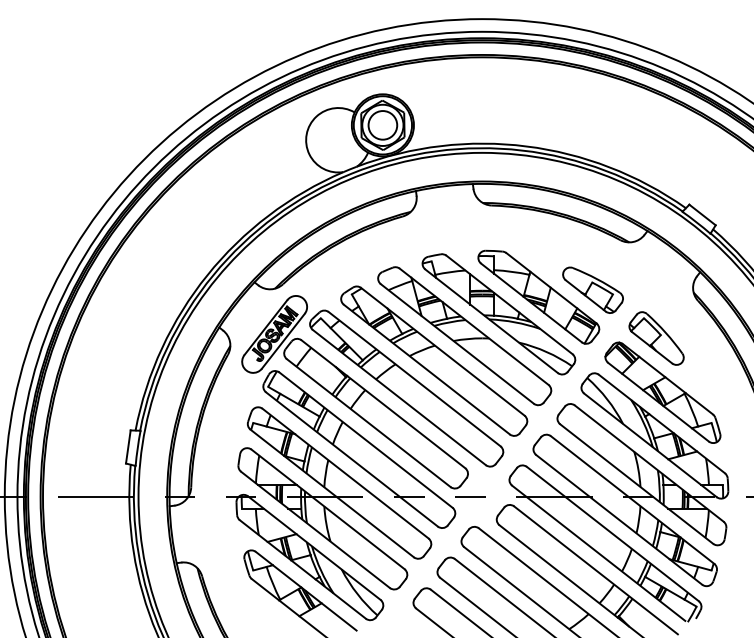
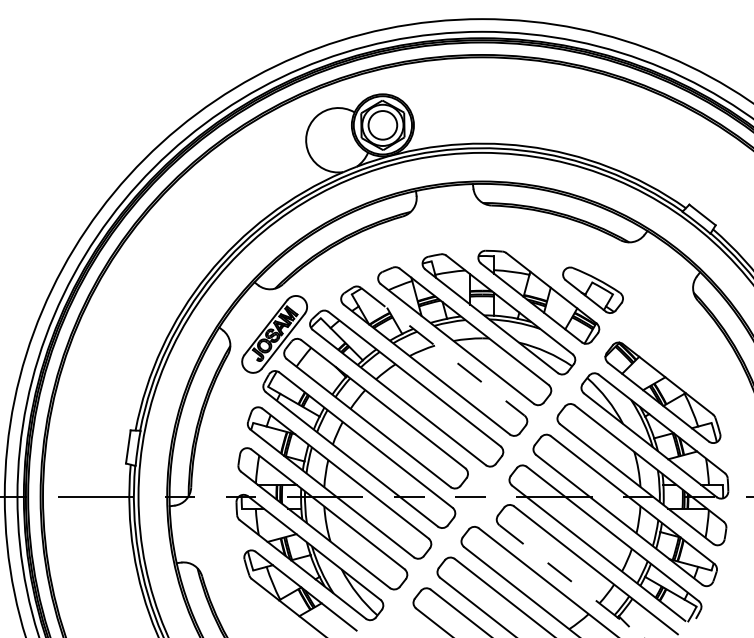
part: present -> none (656, 338)
line: solid -> dashed (442, 351)
line: solid -> dashed (571, 581)
